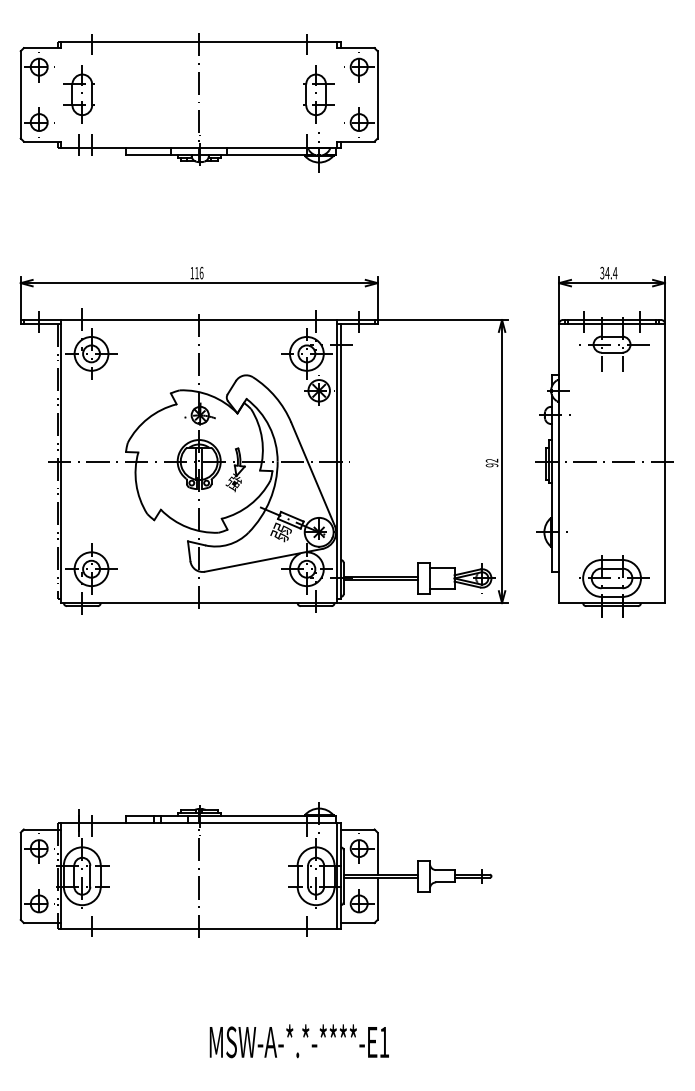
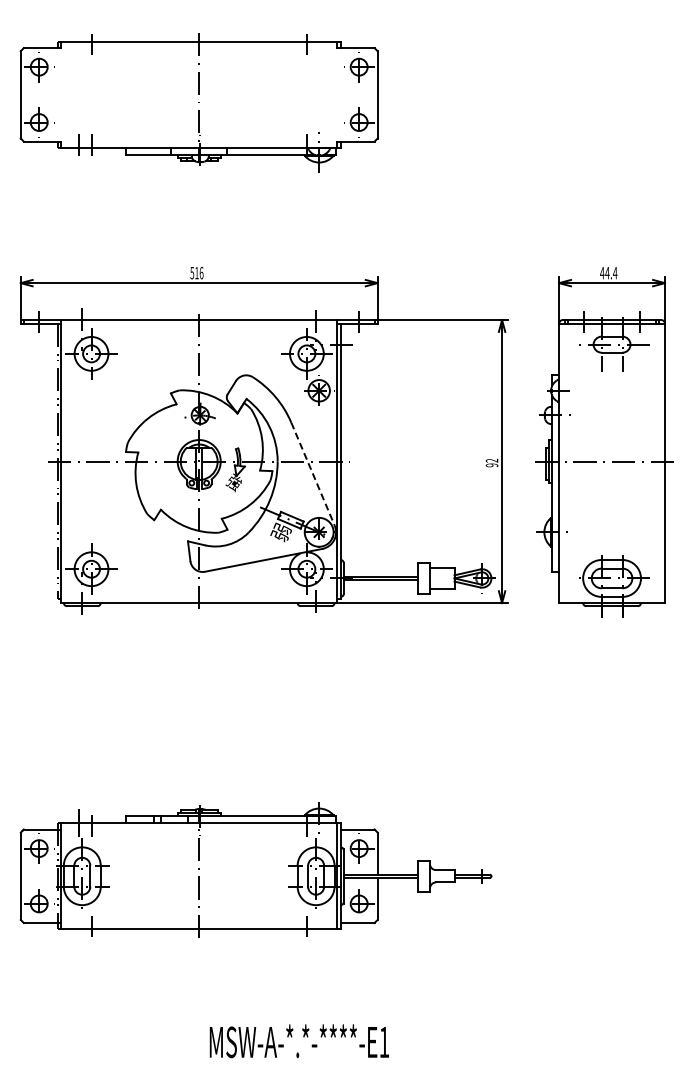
part: present -> none (78, 94)
part: present -> none (318, 94)
text: 34.4 -> 44.4 (602, 272)
text: 116 -> 516 (192, 273)
line: solid -> dashed (313, 474)
